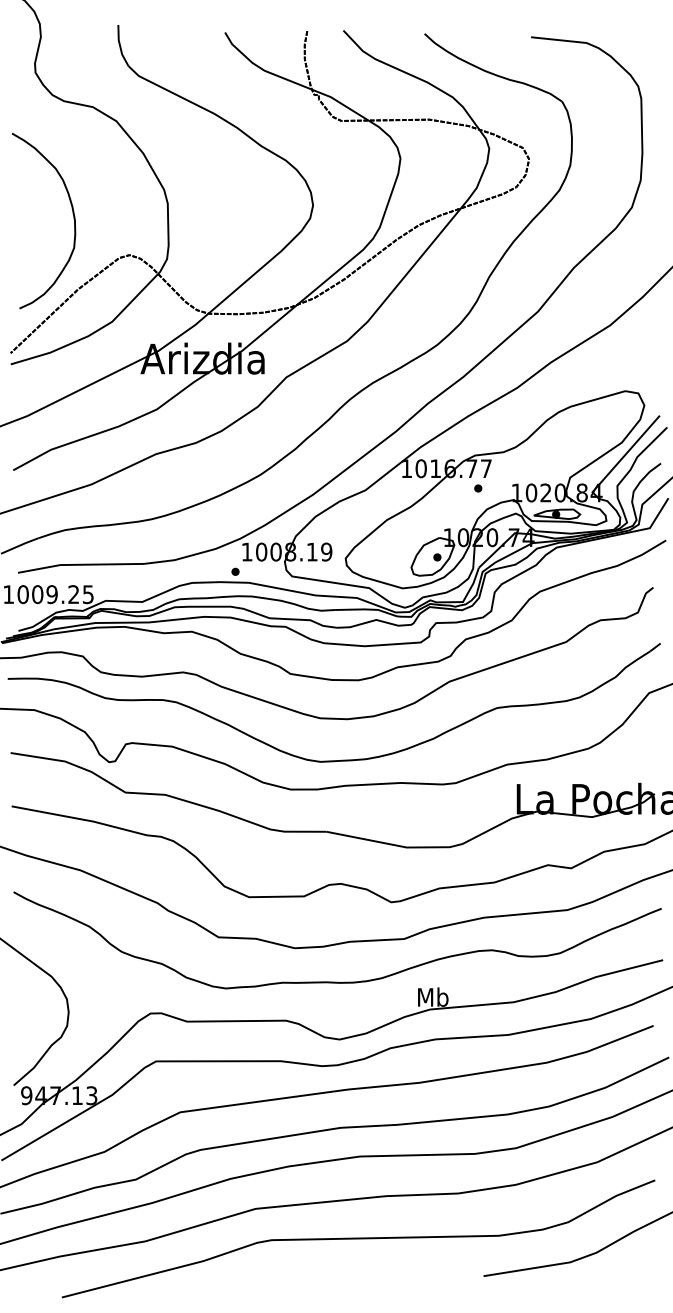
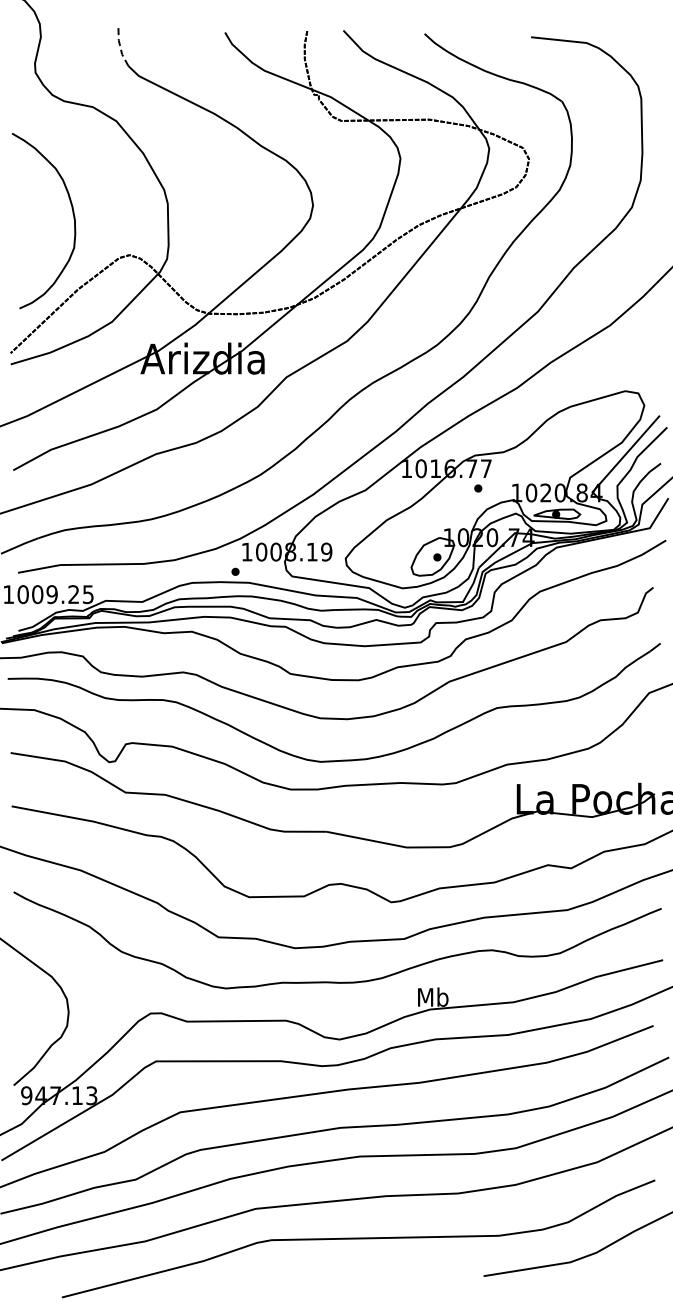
line: solid -> dashed (120, 46)
